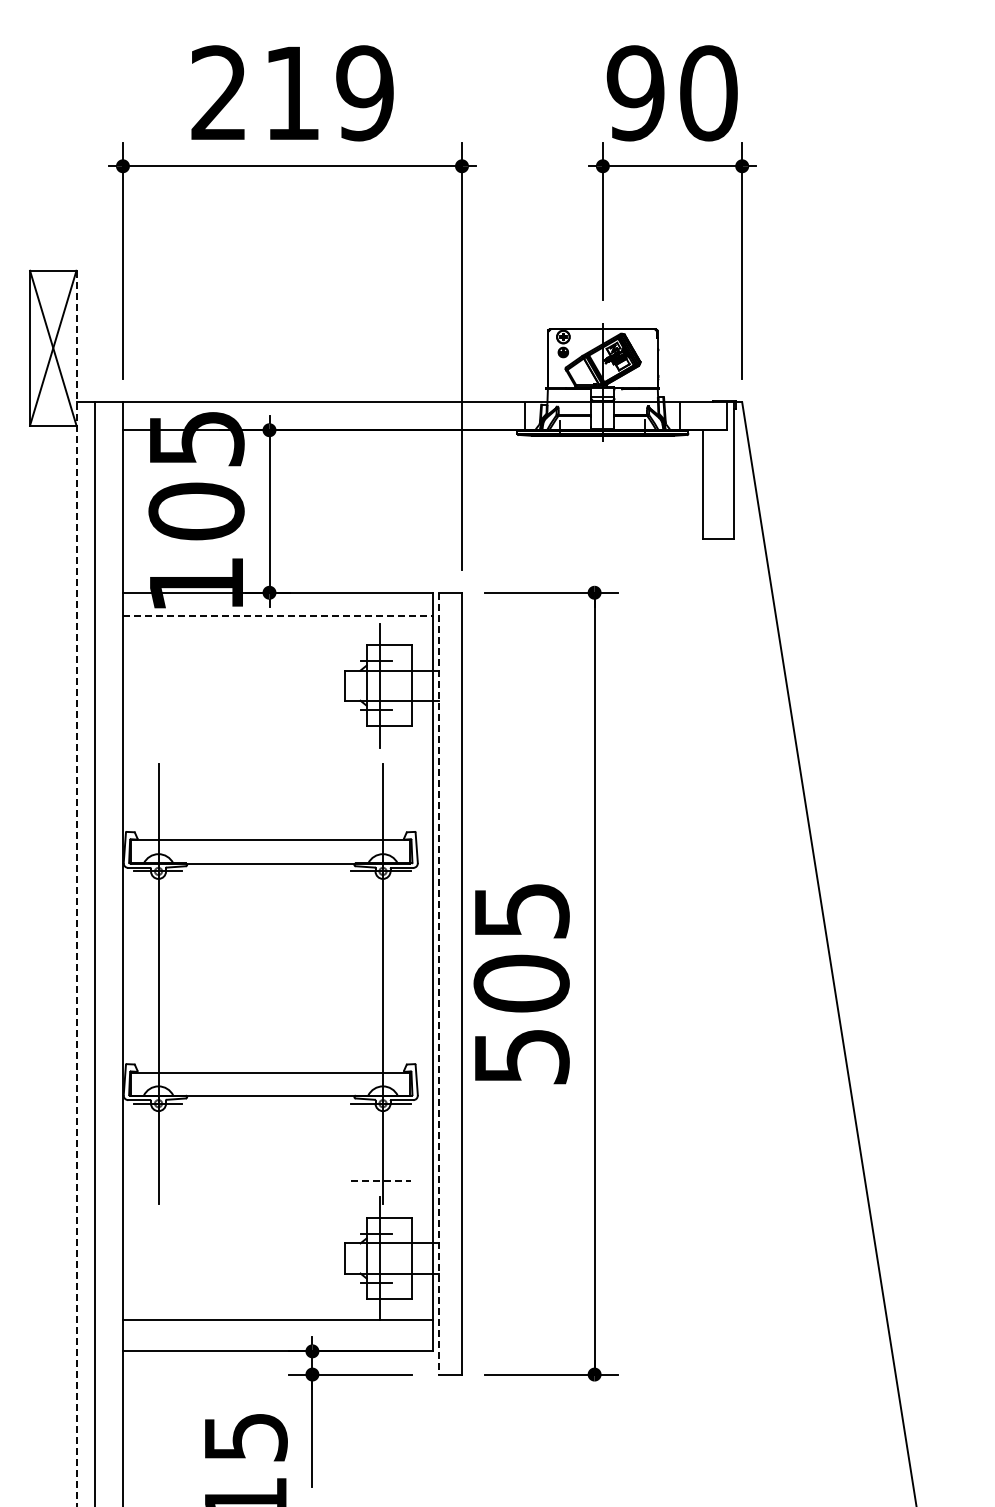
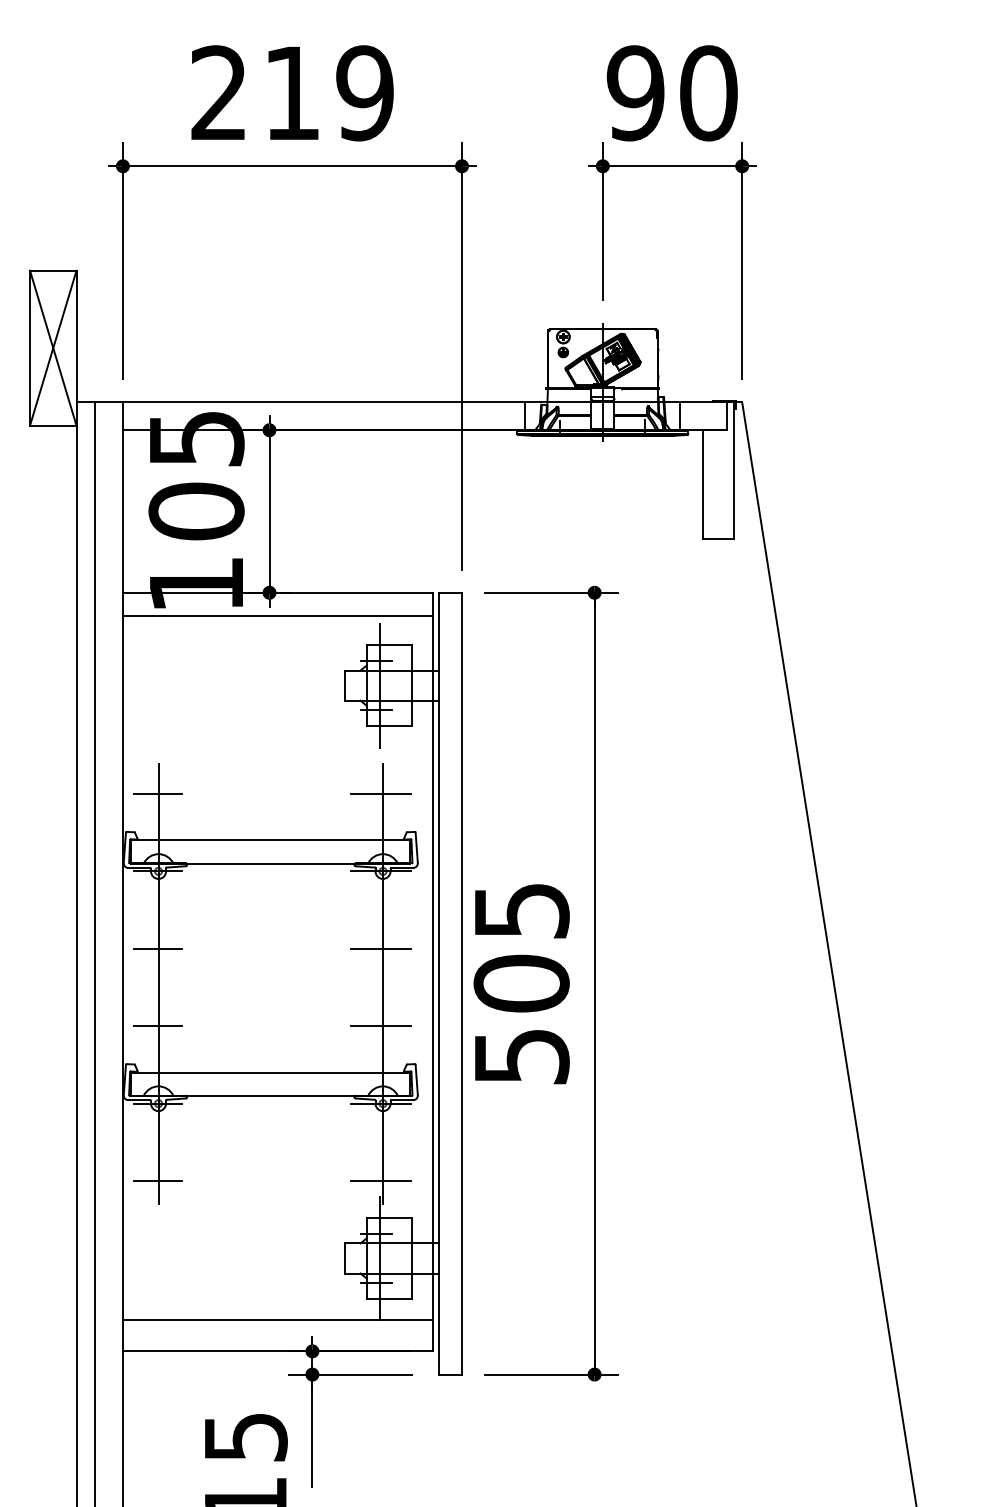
line: dashed -> solid (277, 616)
line: none -> present (157, 794)
line: none -> present (381, 794)
line: dashed -> solid (76, 888)
line: none -> present (157, 948)
line: none -> present (381, 948)
line: dashed -> solid (438, 983)
line: none -> present (157, 1026)
line: none -> present (381, 1026)
line: none -> present (157, 1181)
line: dashed -> solid (381, 1181)
